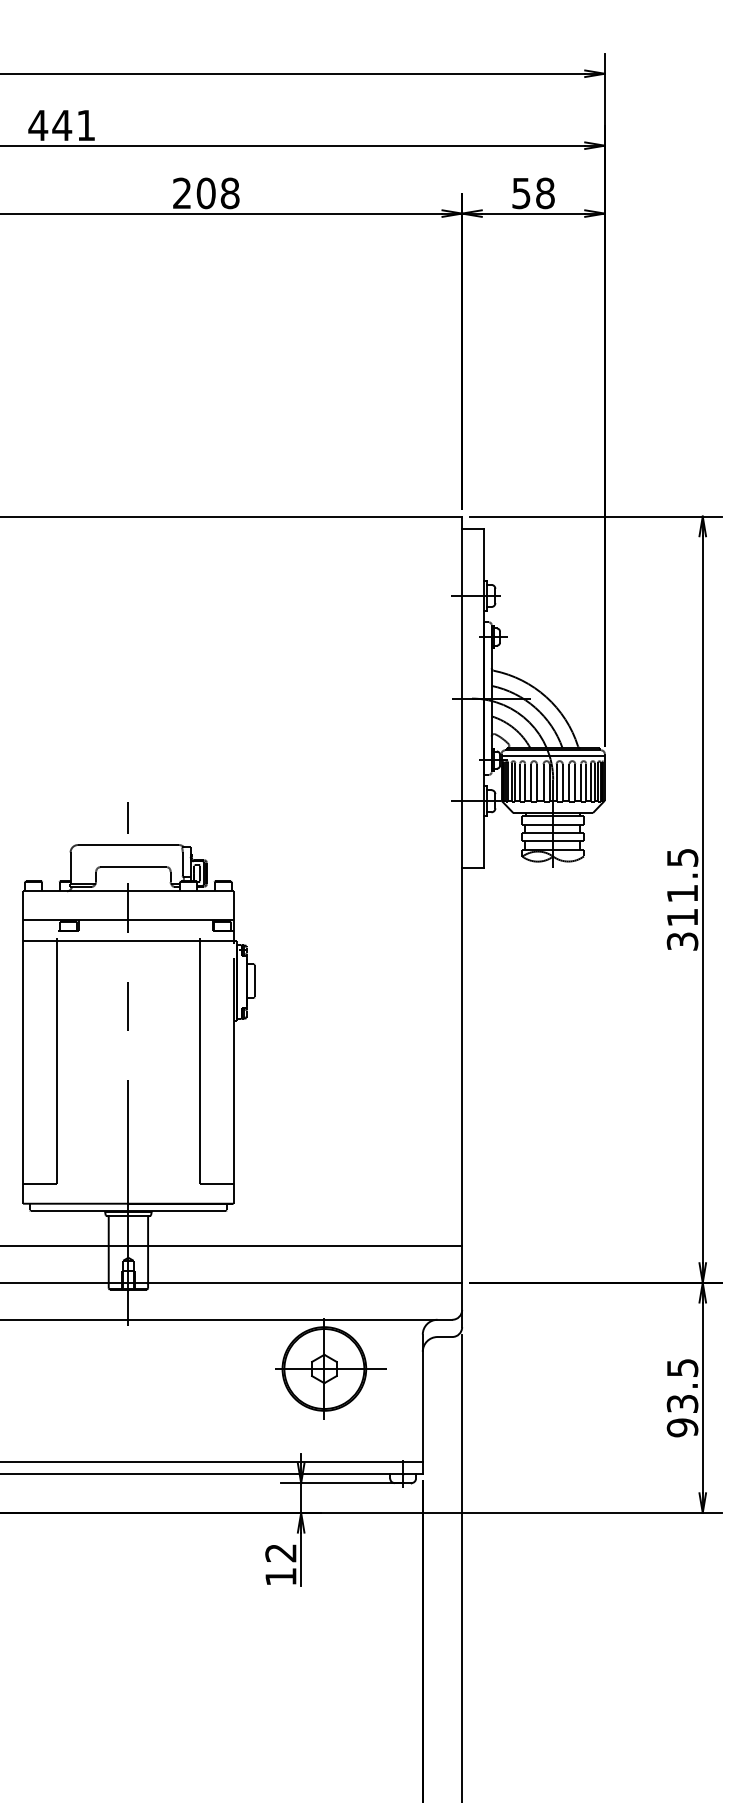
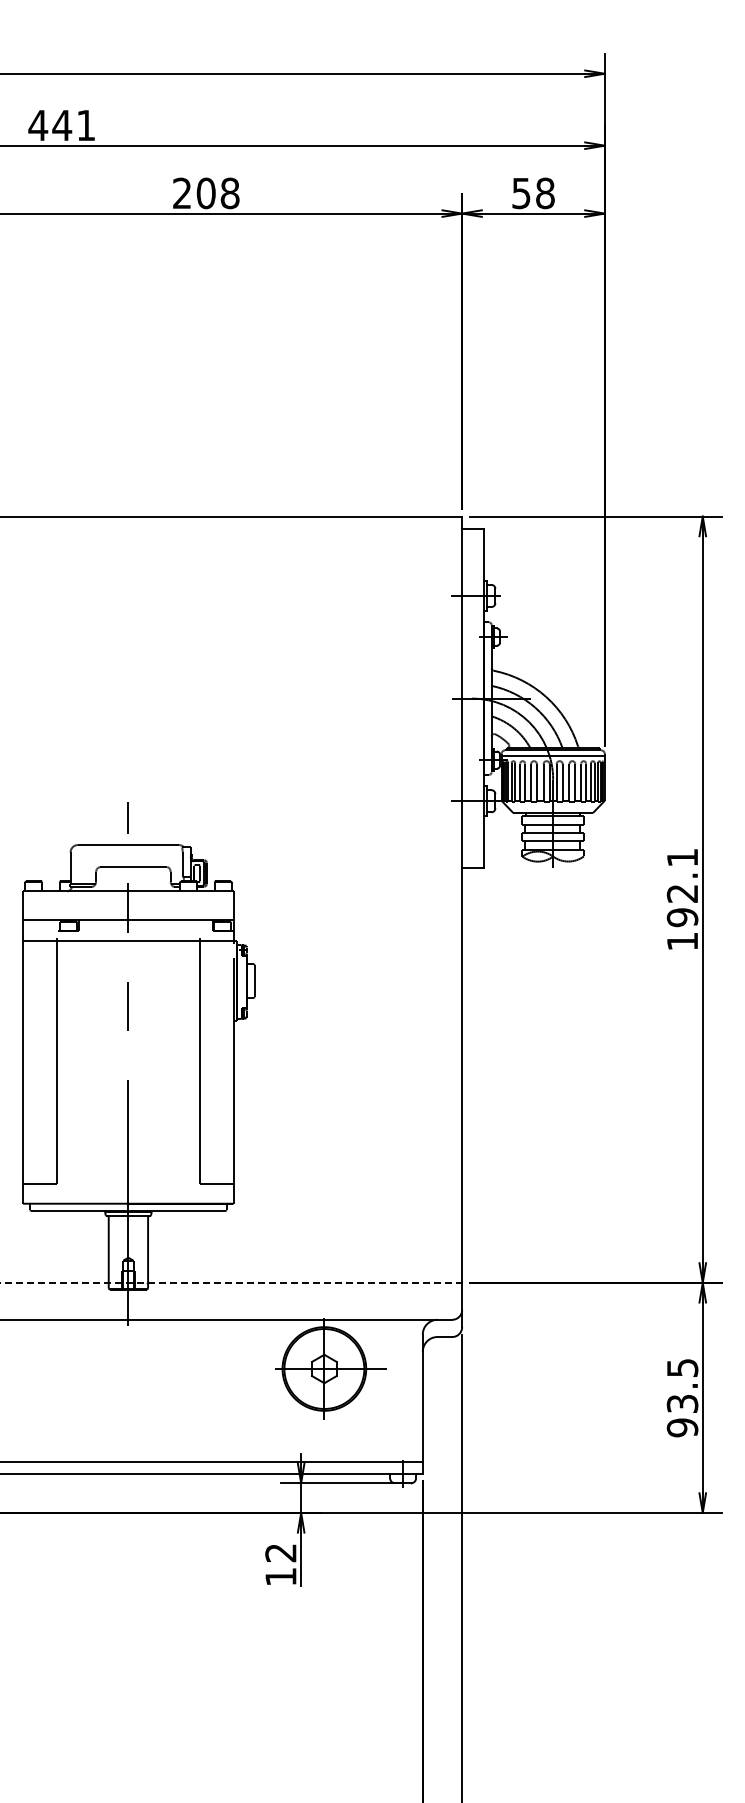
text: 311.5 -> 192.1 (682, 899)
line: present -> none (232, 1245)
line: solid -> dashed (231, 1282)
